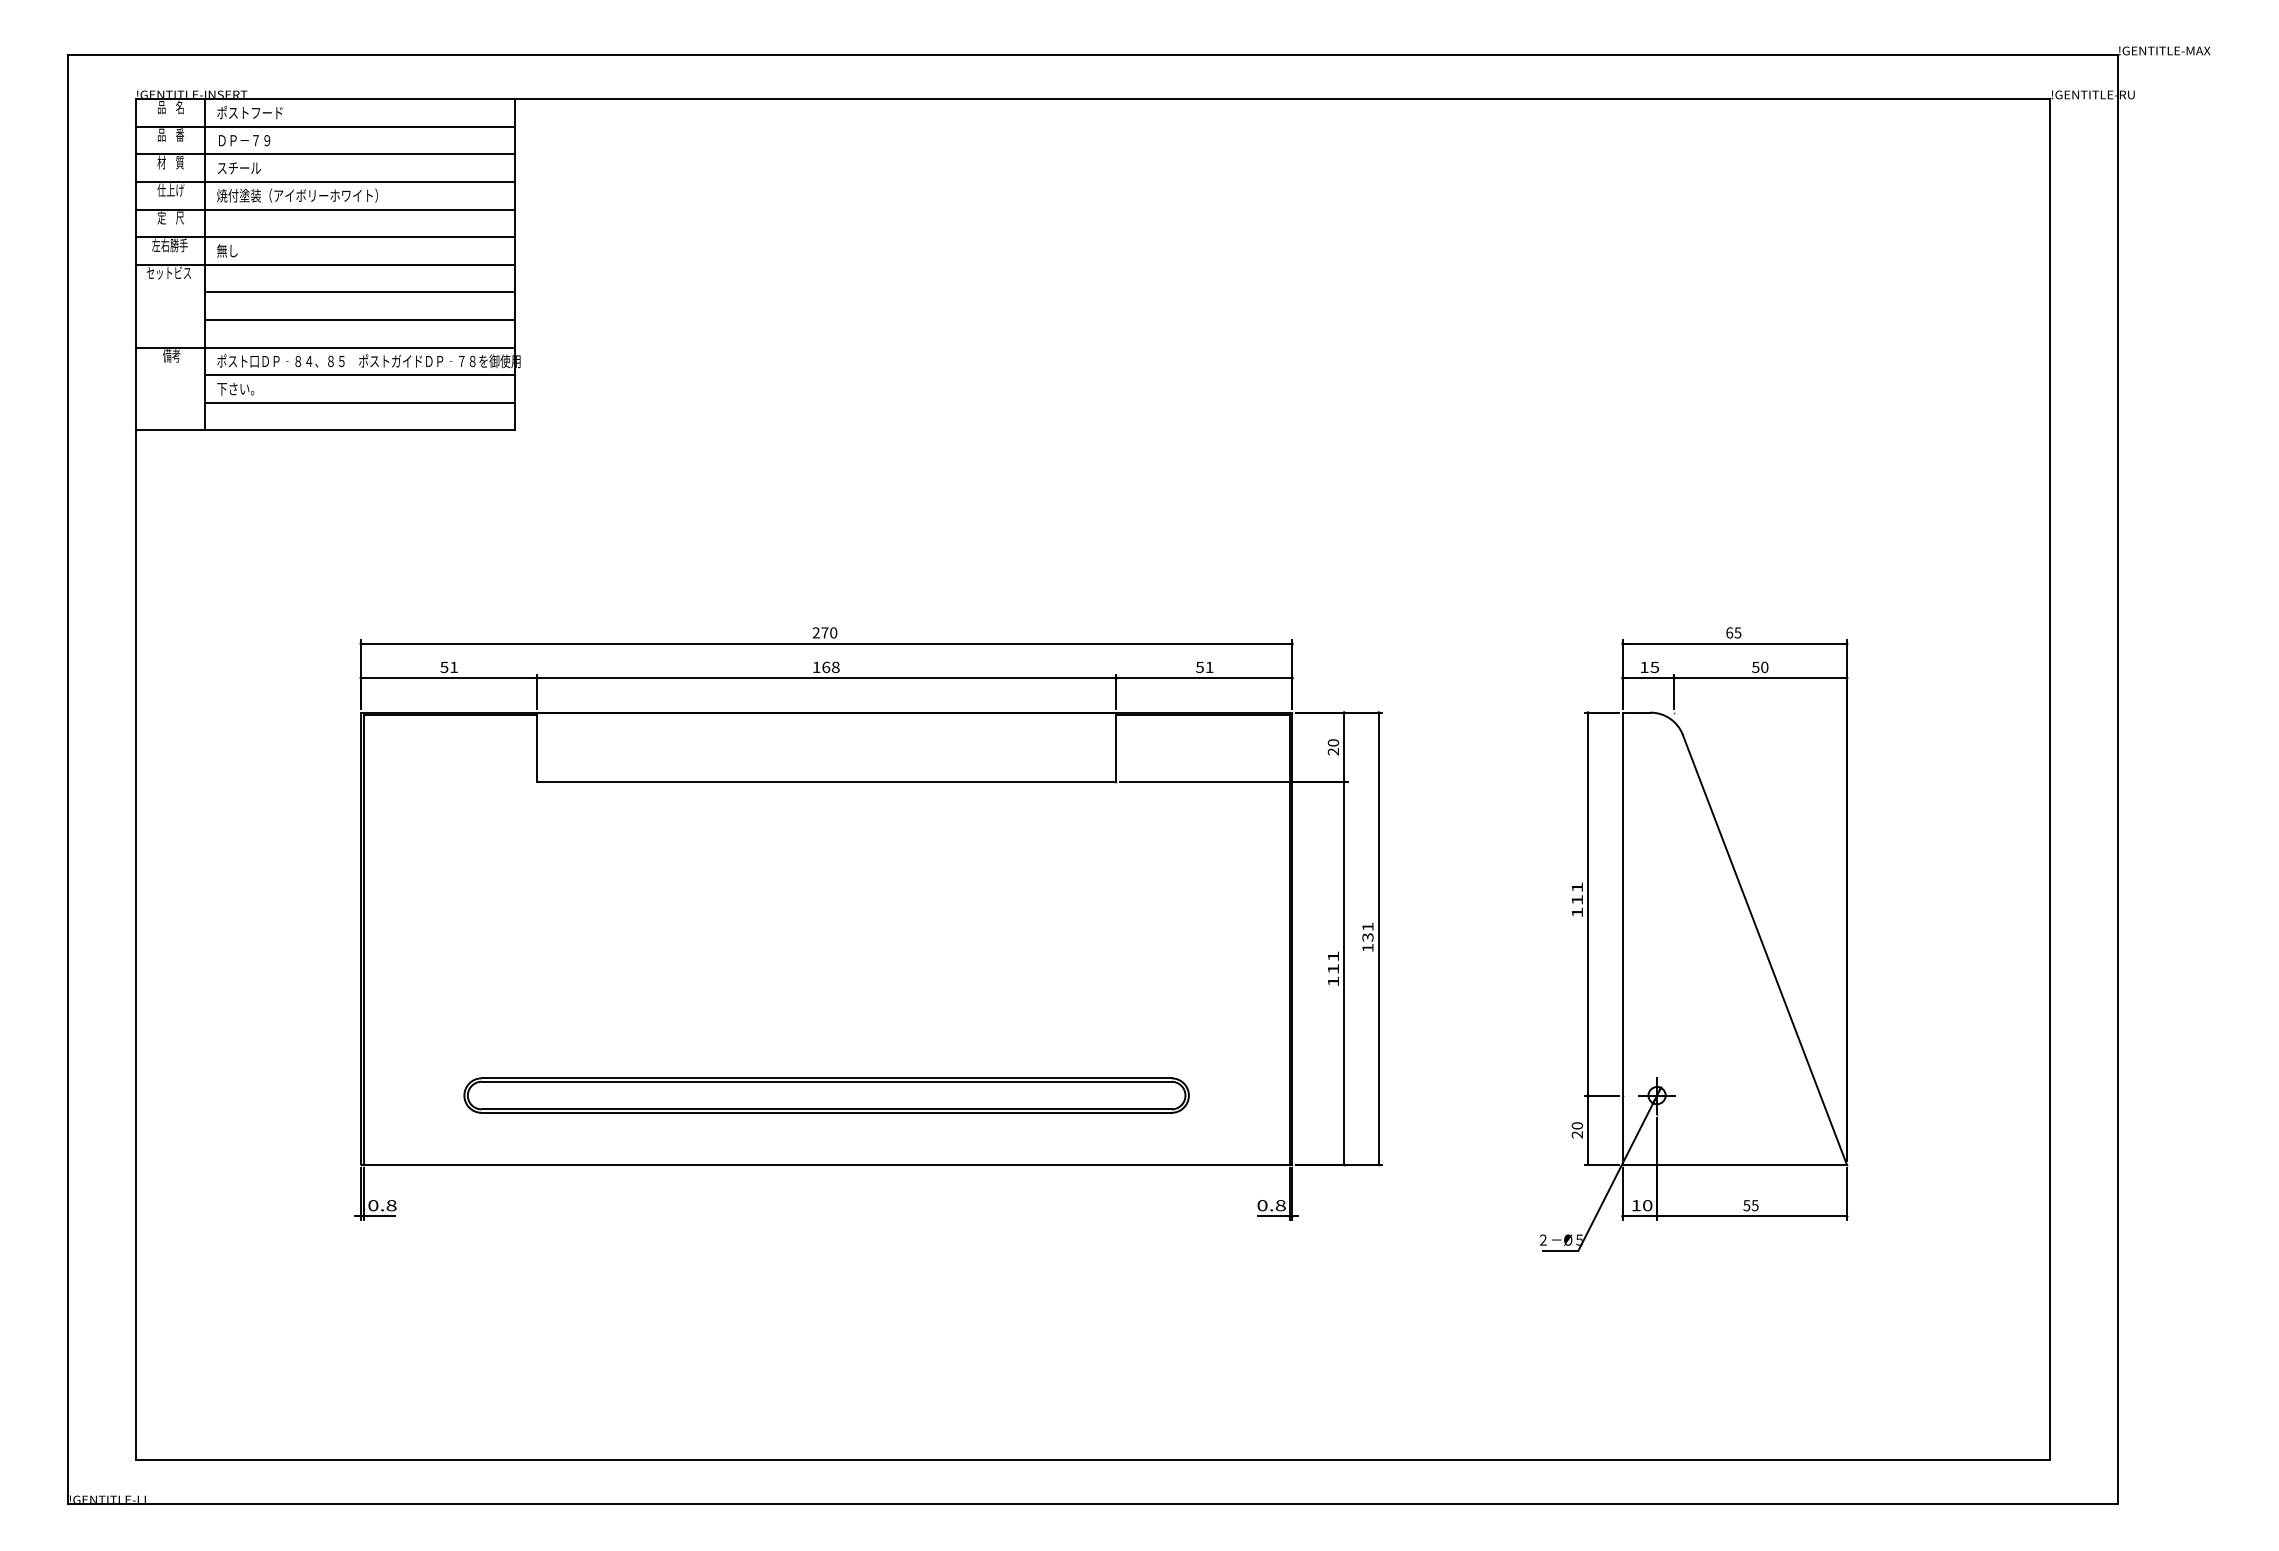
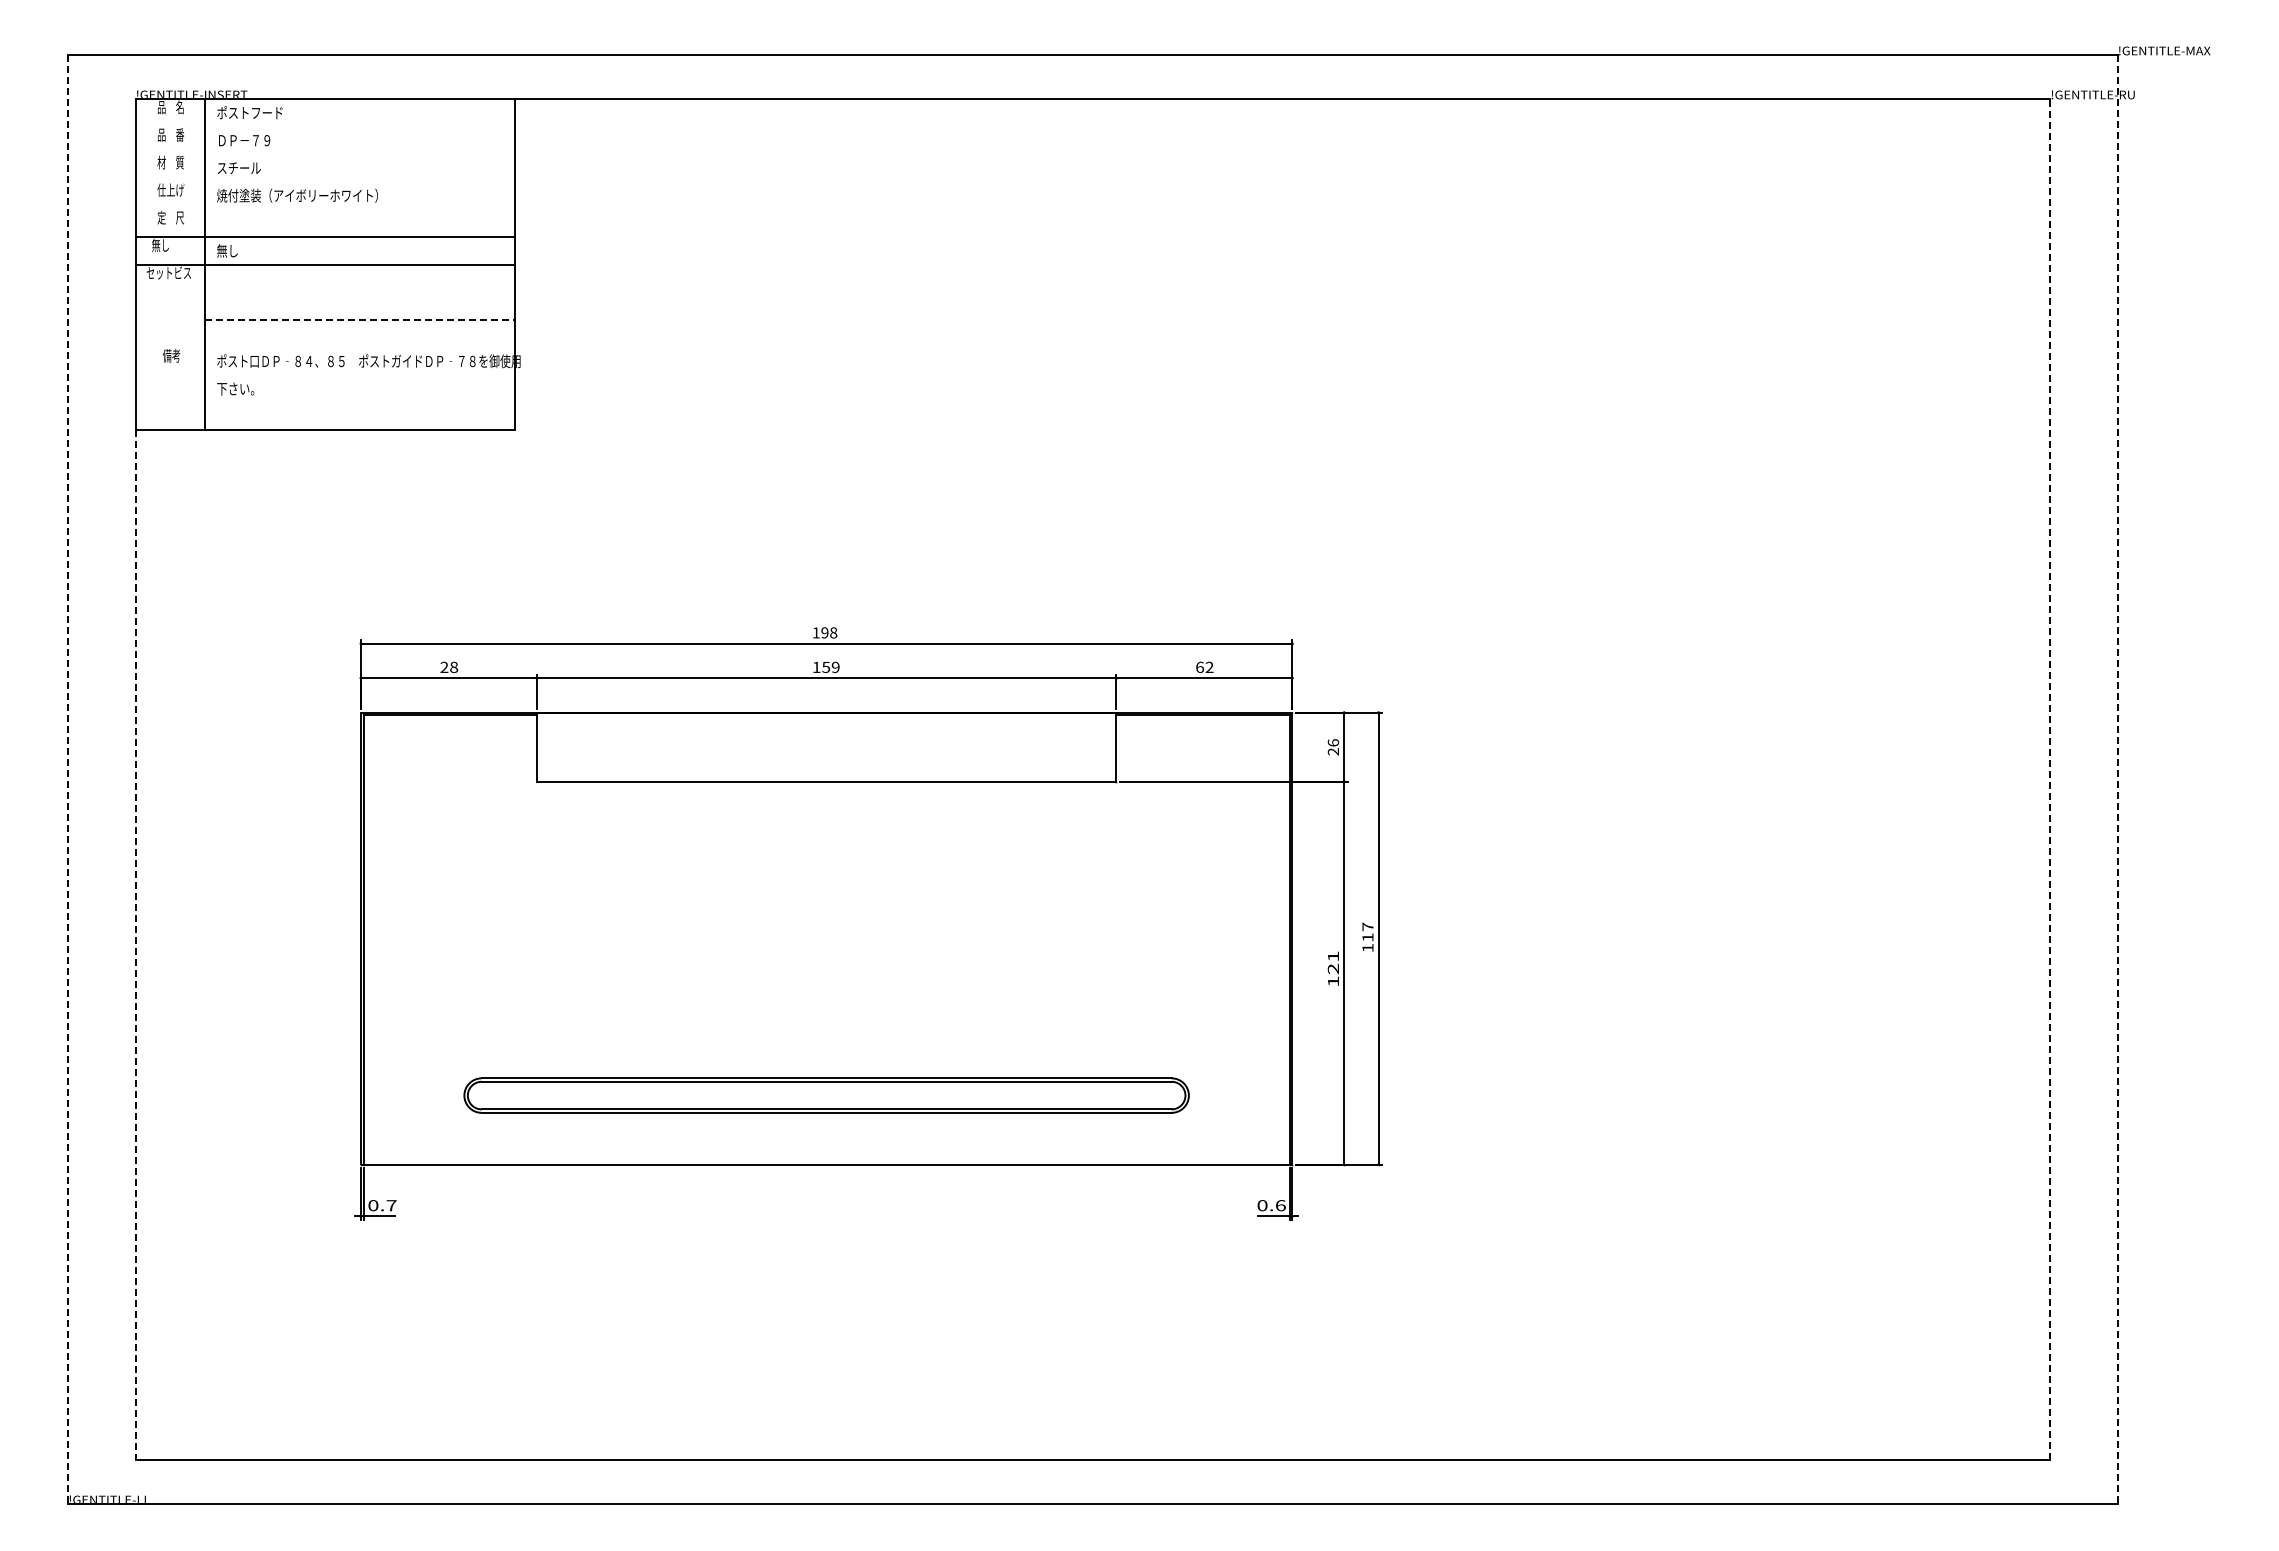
line: present -> none (325, 126)
line: present -> none (325, 154)
line: present -> none (325, 182)
line: present -> none (325, 209)
text: 左右勝手 -> 無し (169, 245)
line: present -> none (359, 292)
line: solid -> dashed (360, 320)
line: present -> none (325, 347)
line: present -> none (359, 375)
line: present -> none (359, 402)
text: 270 -> 198 (824, 632)
text: 51 -> 62 (1204, 666)
text: 51 -> 28 (449, 667)
text: 168 -> 159 (830, 667)
text: 20 -> 26 (1332, 742)
line: solid -> dashed (68, 779)
line: solid -> dashed (2050, 779)
line: solid -> dashed (2117, 779)
text: 131 -> 117 (1367, 931)
part: present -> none (1694, 939)
line: solid -> dashed (135, 945)
text: 111 -> 121 (1332, 968)
text: 0.8 -> 0.7 (391, 1205)
text: 0.8 -> 0.6 (1280, 1205)
